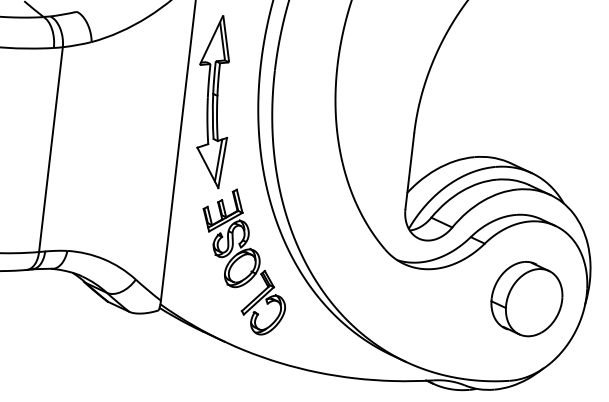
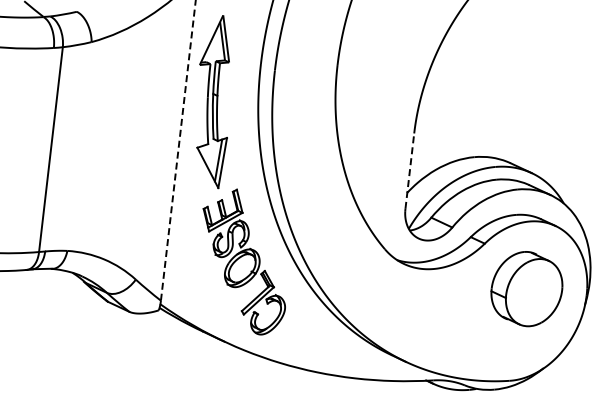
line: solid -> dashed (178, 150)
line: solid -> dashed (409, 171)
part position: (526, 299) -> (526, 289) (526, 289)
